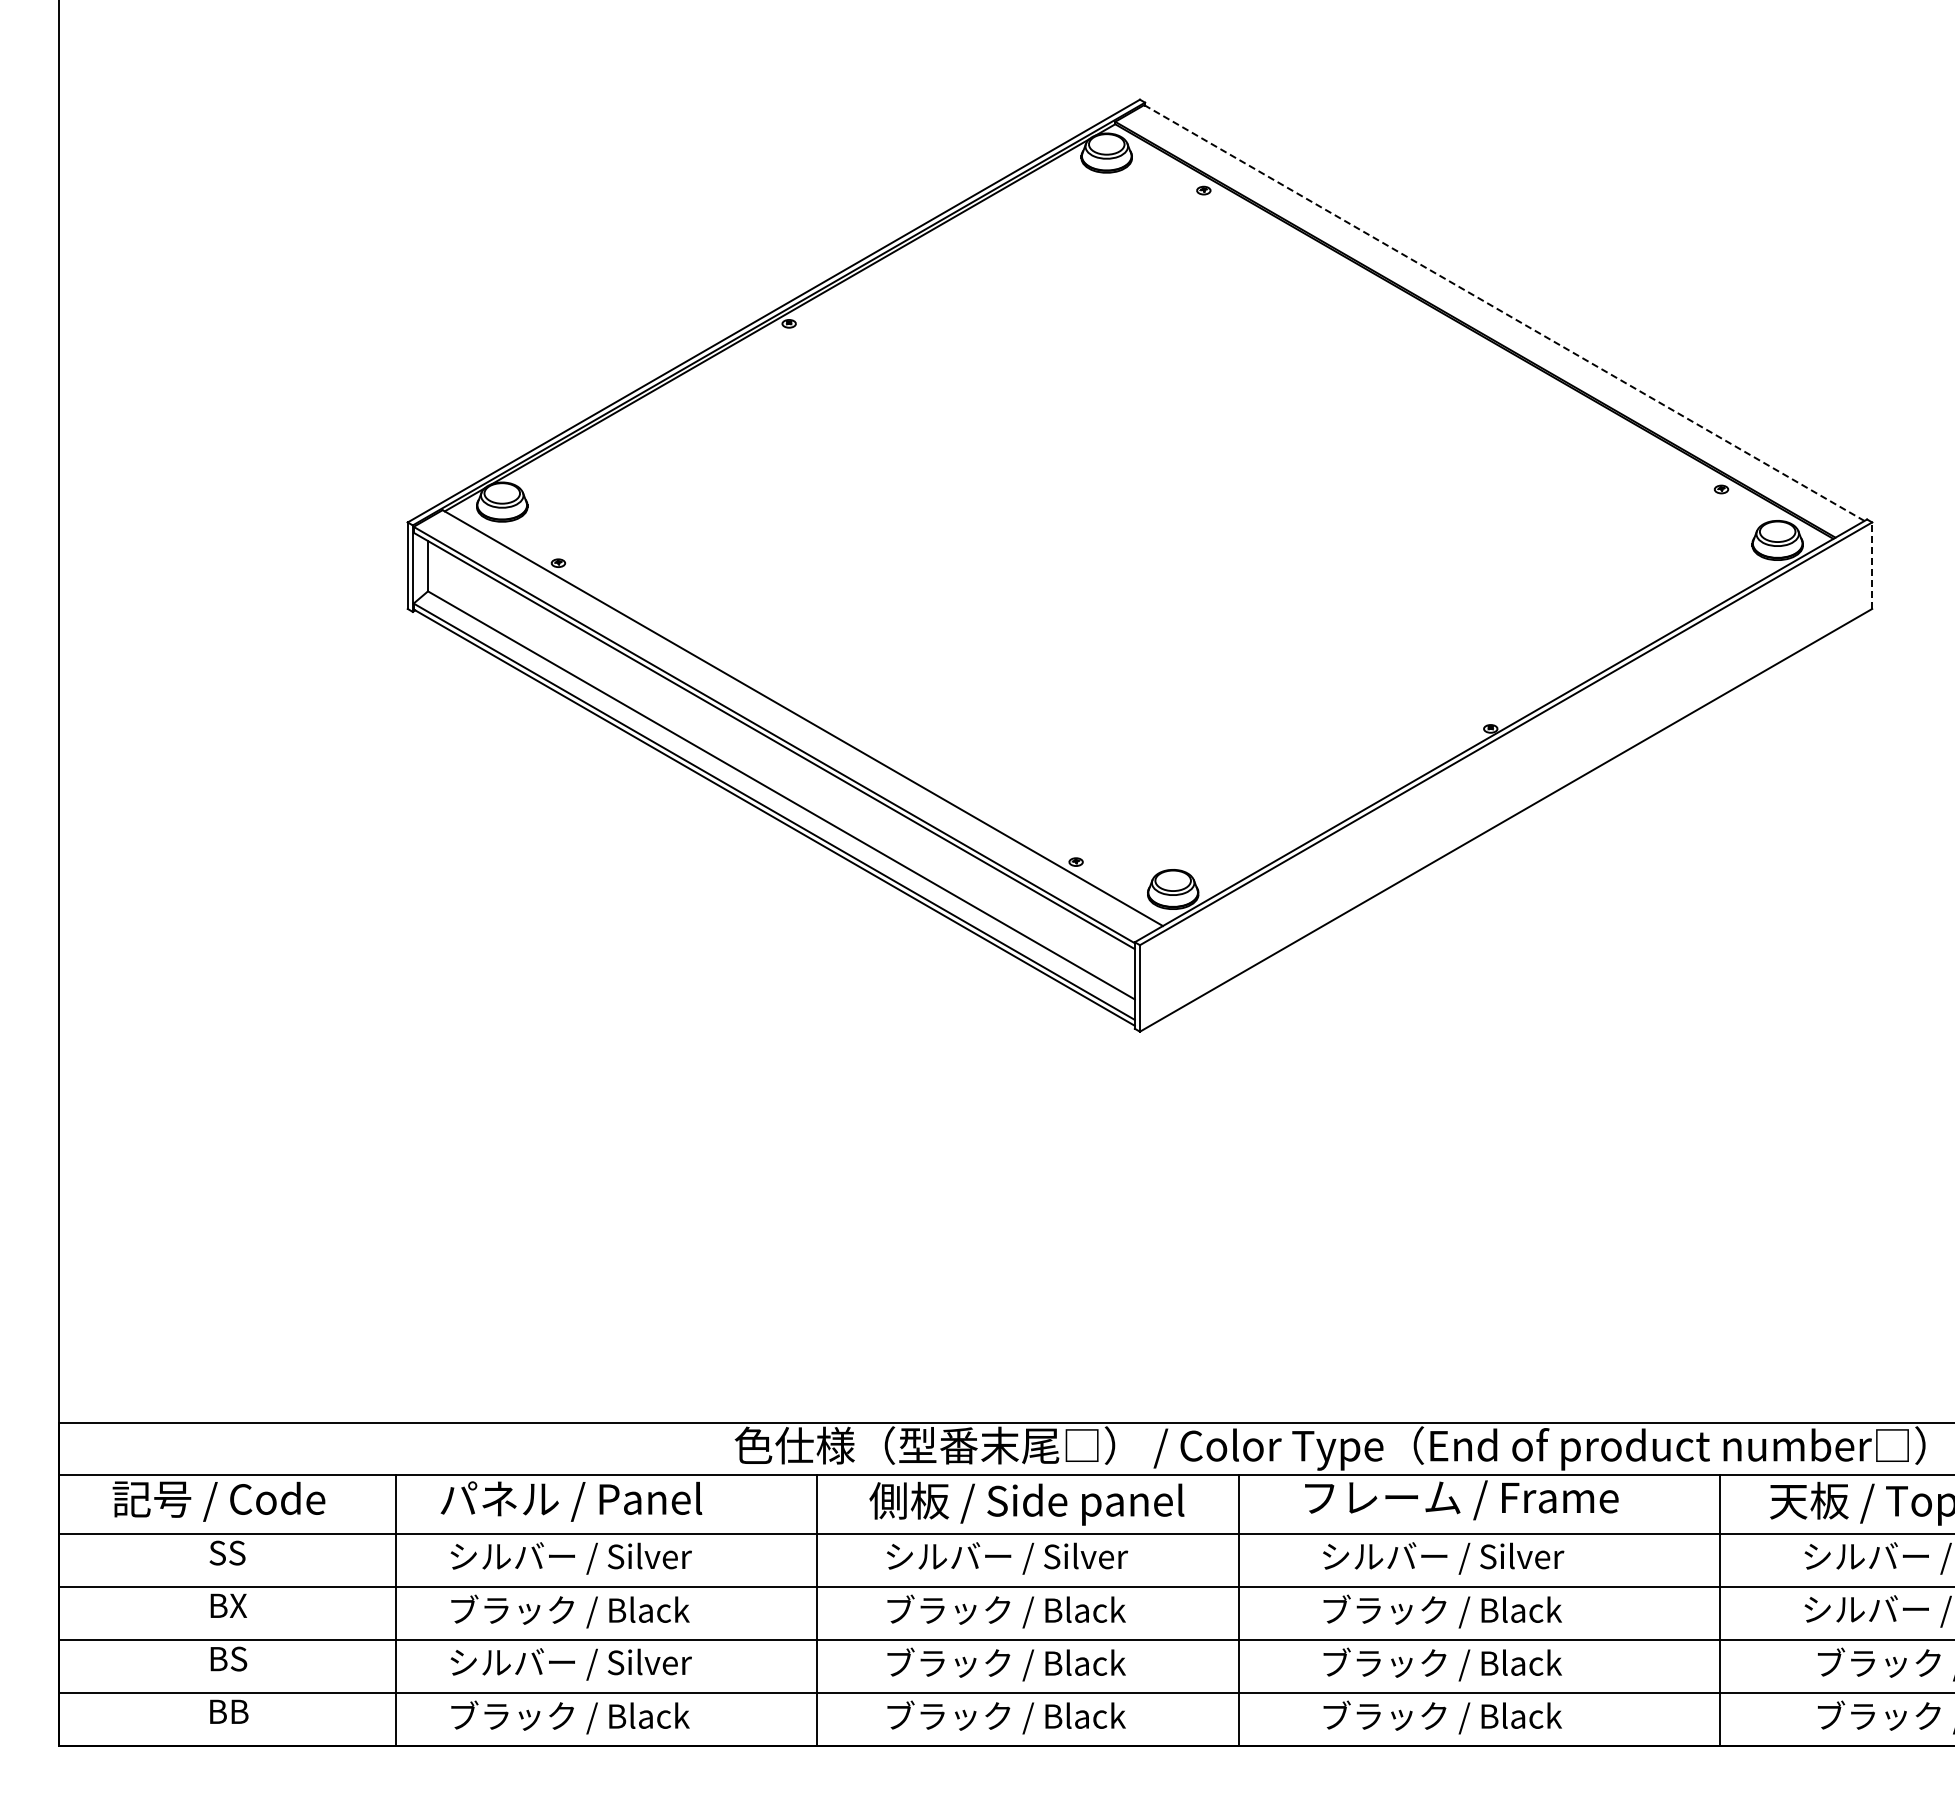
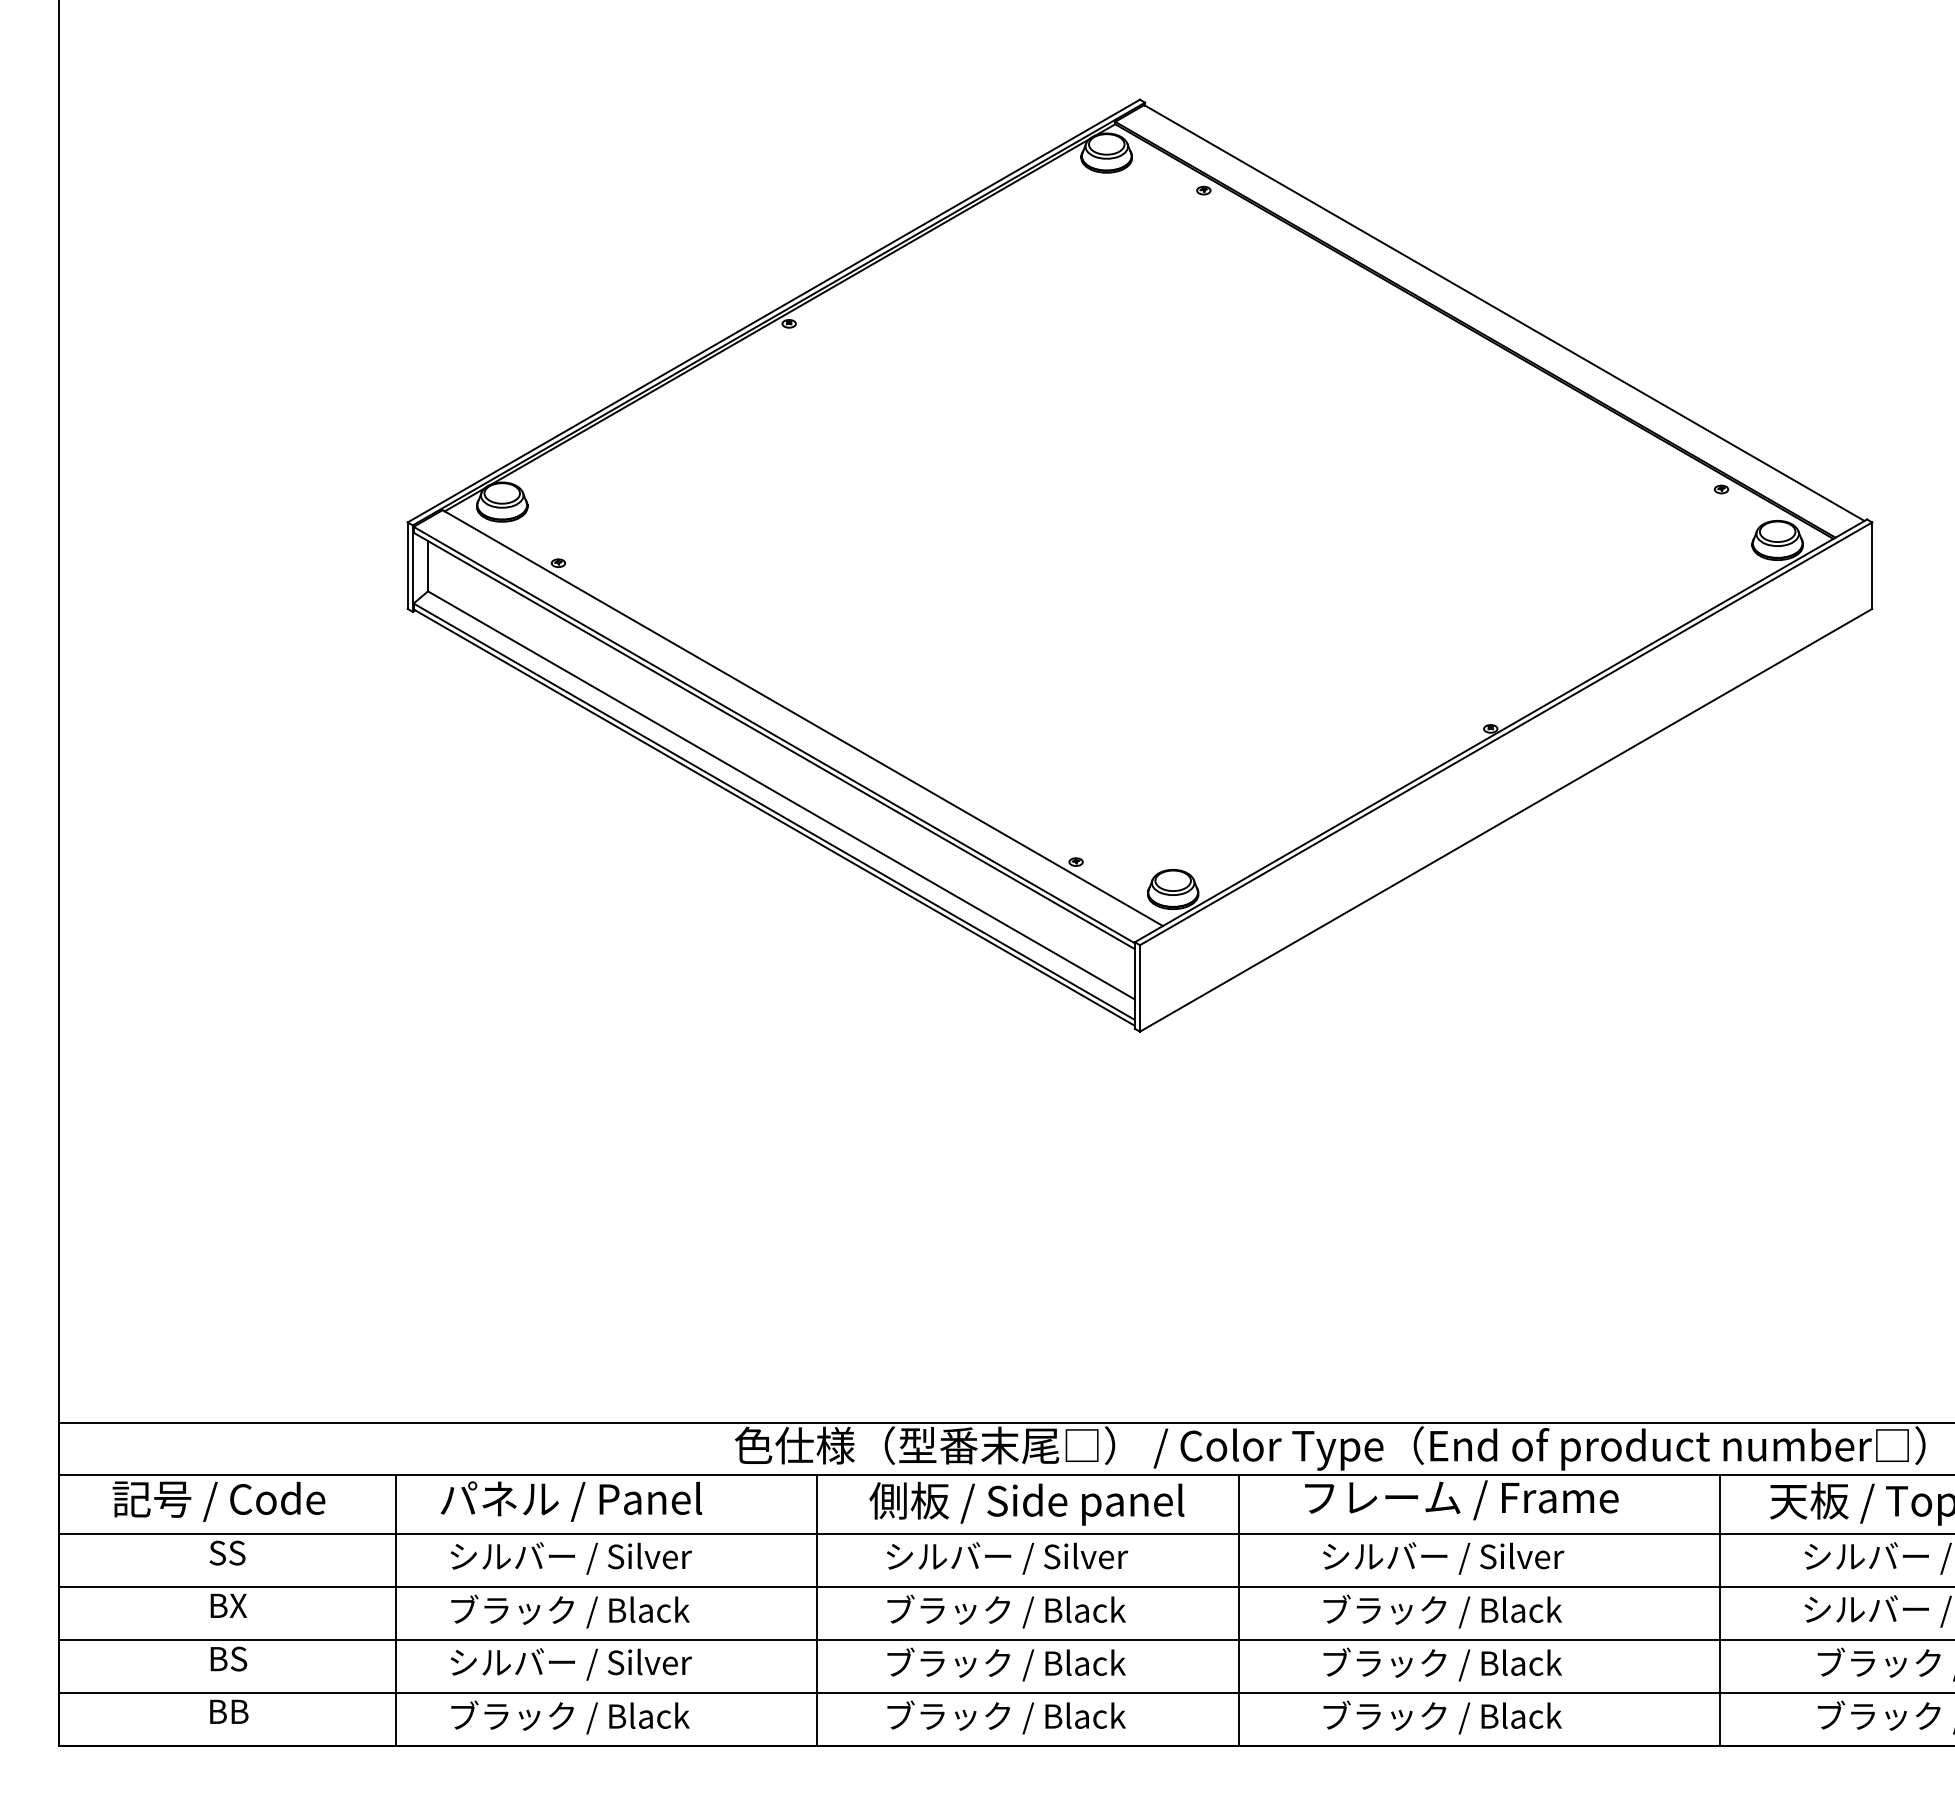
line: dashed -> solid (1504, 313)
line: dashed -> solid (1872, 565)
